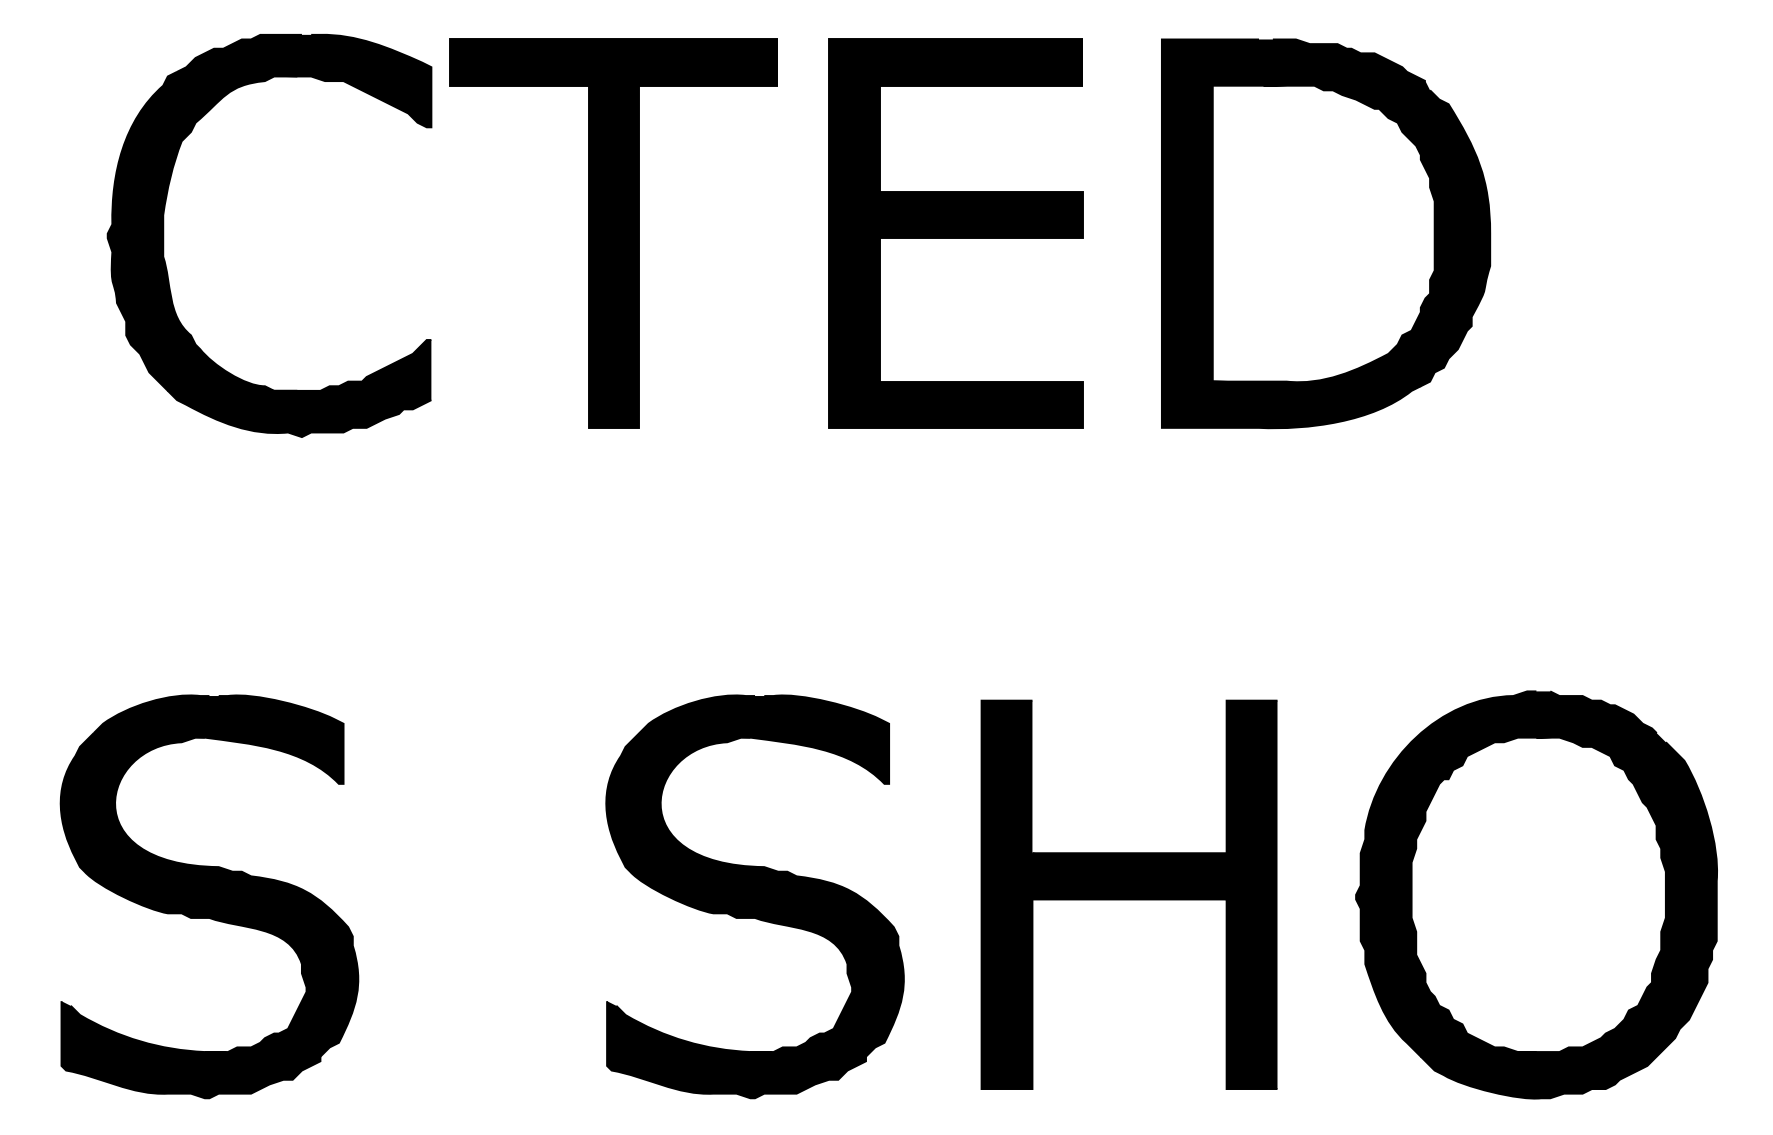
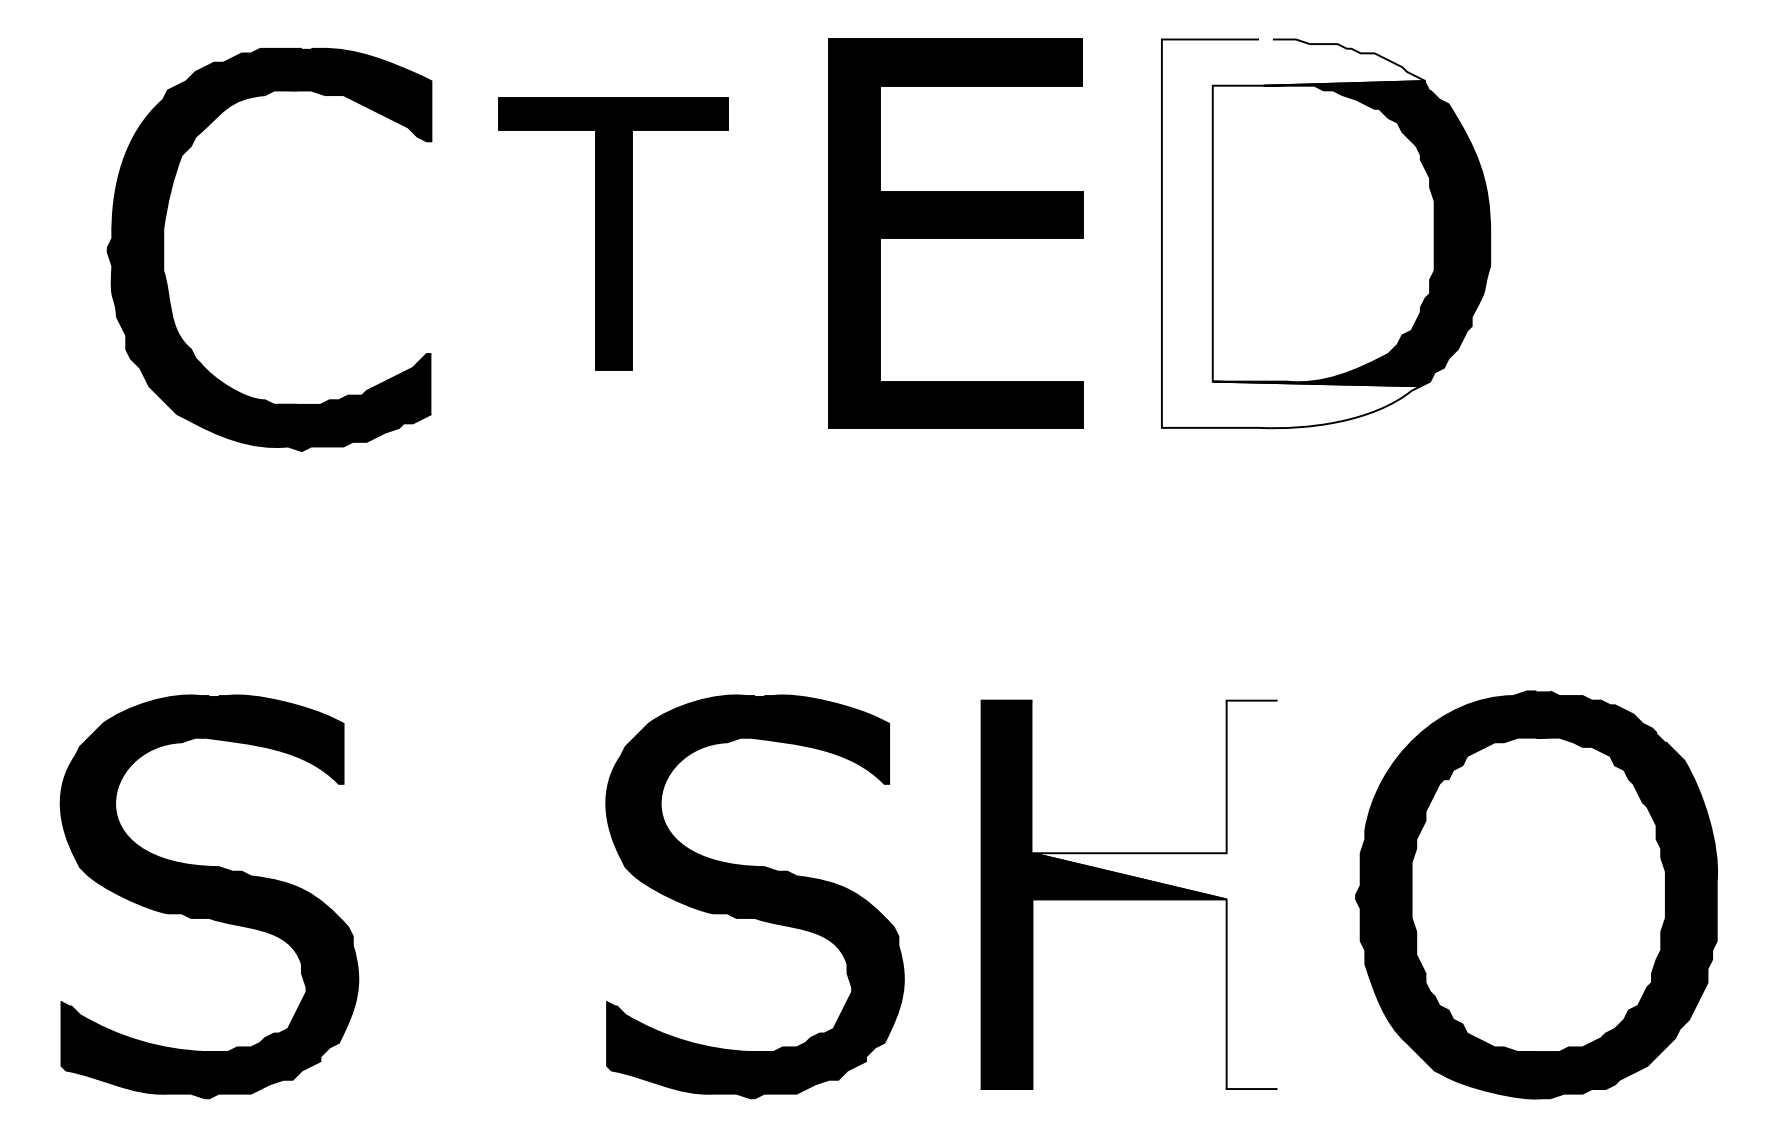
part size: 329x391 px -> 231x274 px (613, 233)
fill: present -> none (1293, 233)
part position: (164, 235) -> (164, 249) (164, 249)
fill: present -> none (1154, 894)
